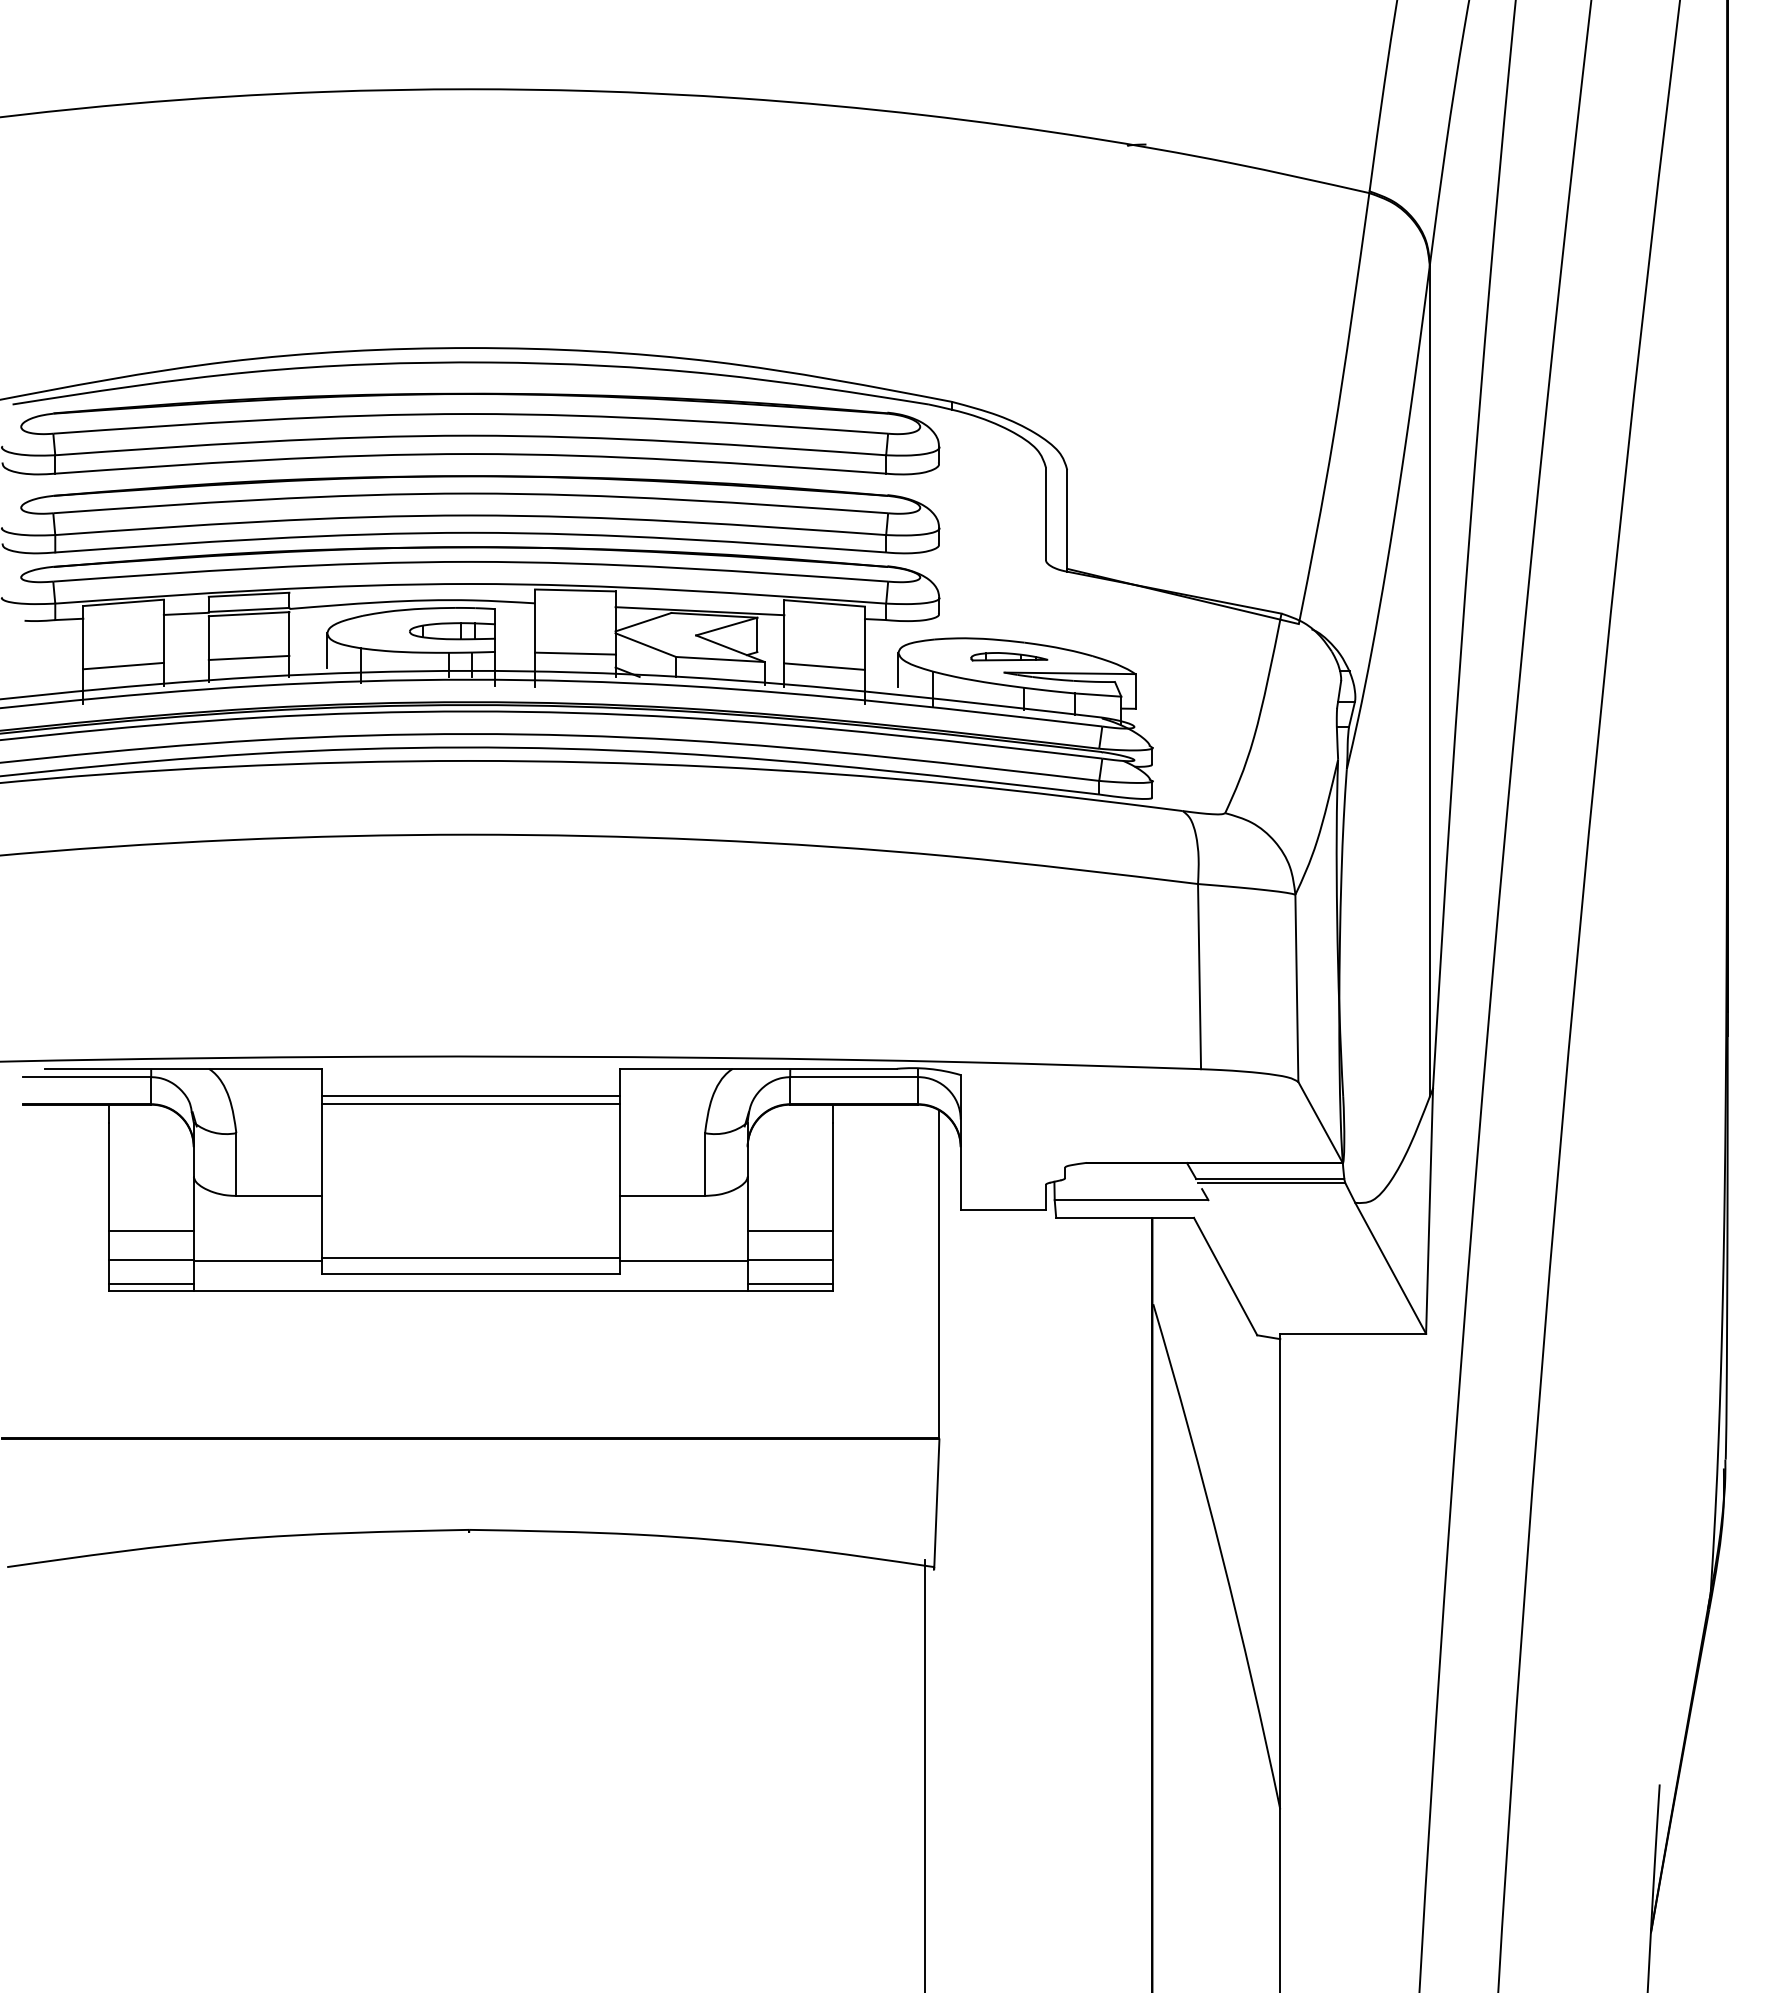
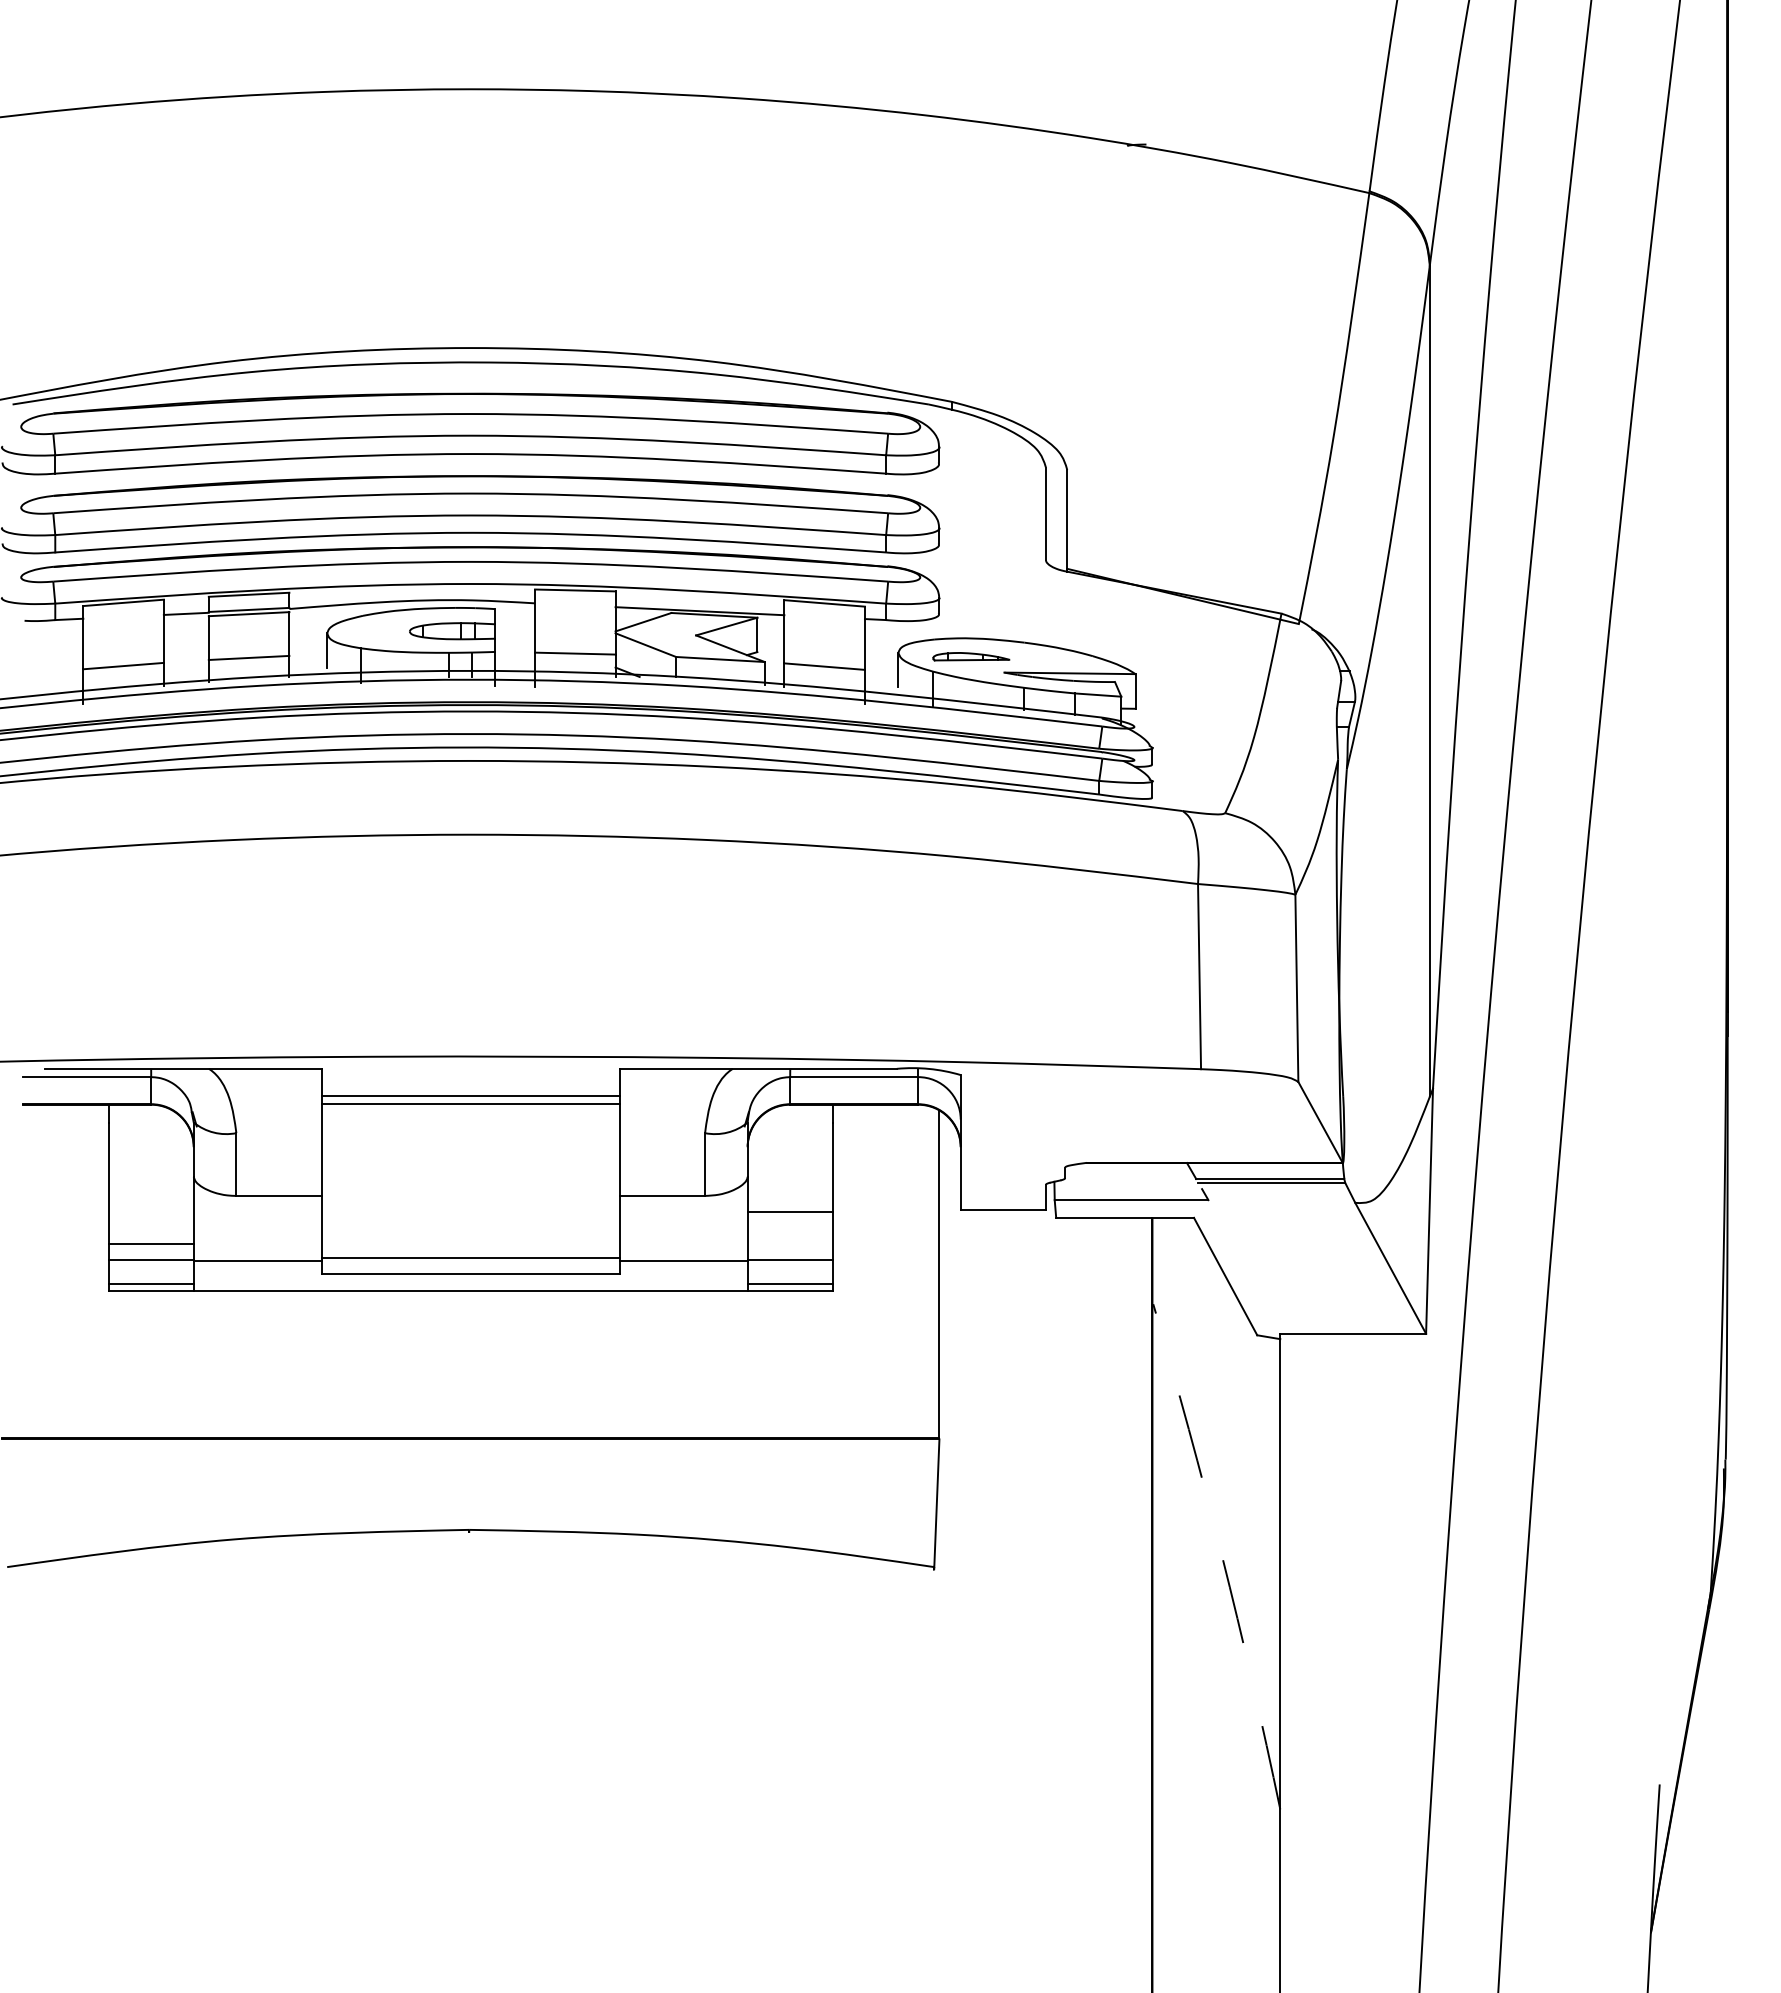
part position: (1009, 656) -> (971, 656) (971, 656)
line position: (150, 1231) -> (150, 1244) (150, 1244)
line position: (789, 1231) -> (789, 1212) (789, 1212)
arc: solid -> dashed (1221, 1555)
line: present -> none (924, 1774)
